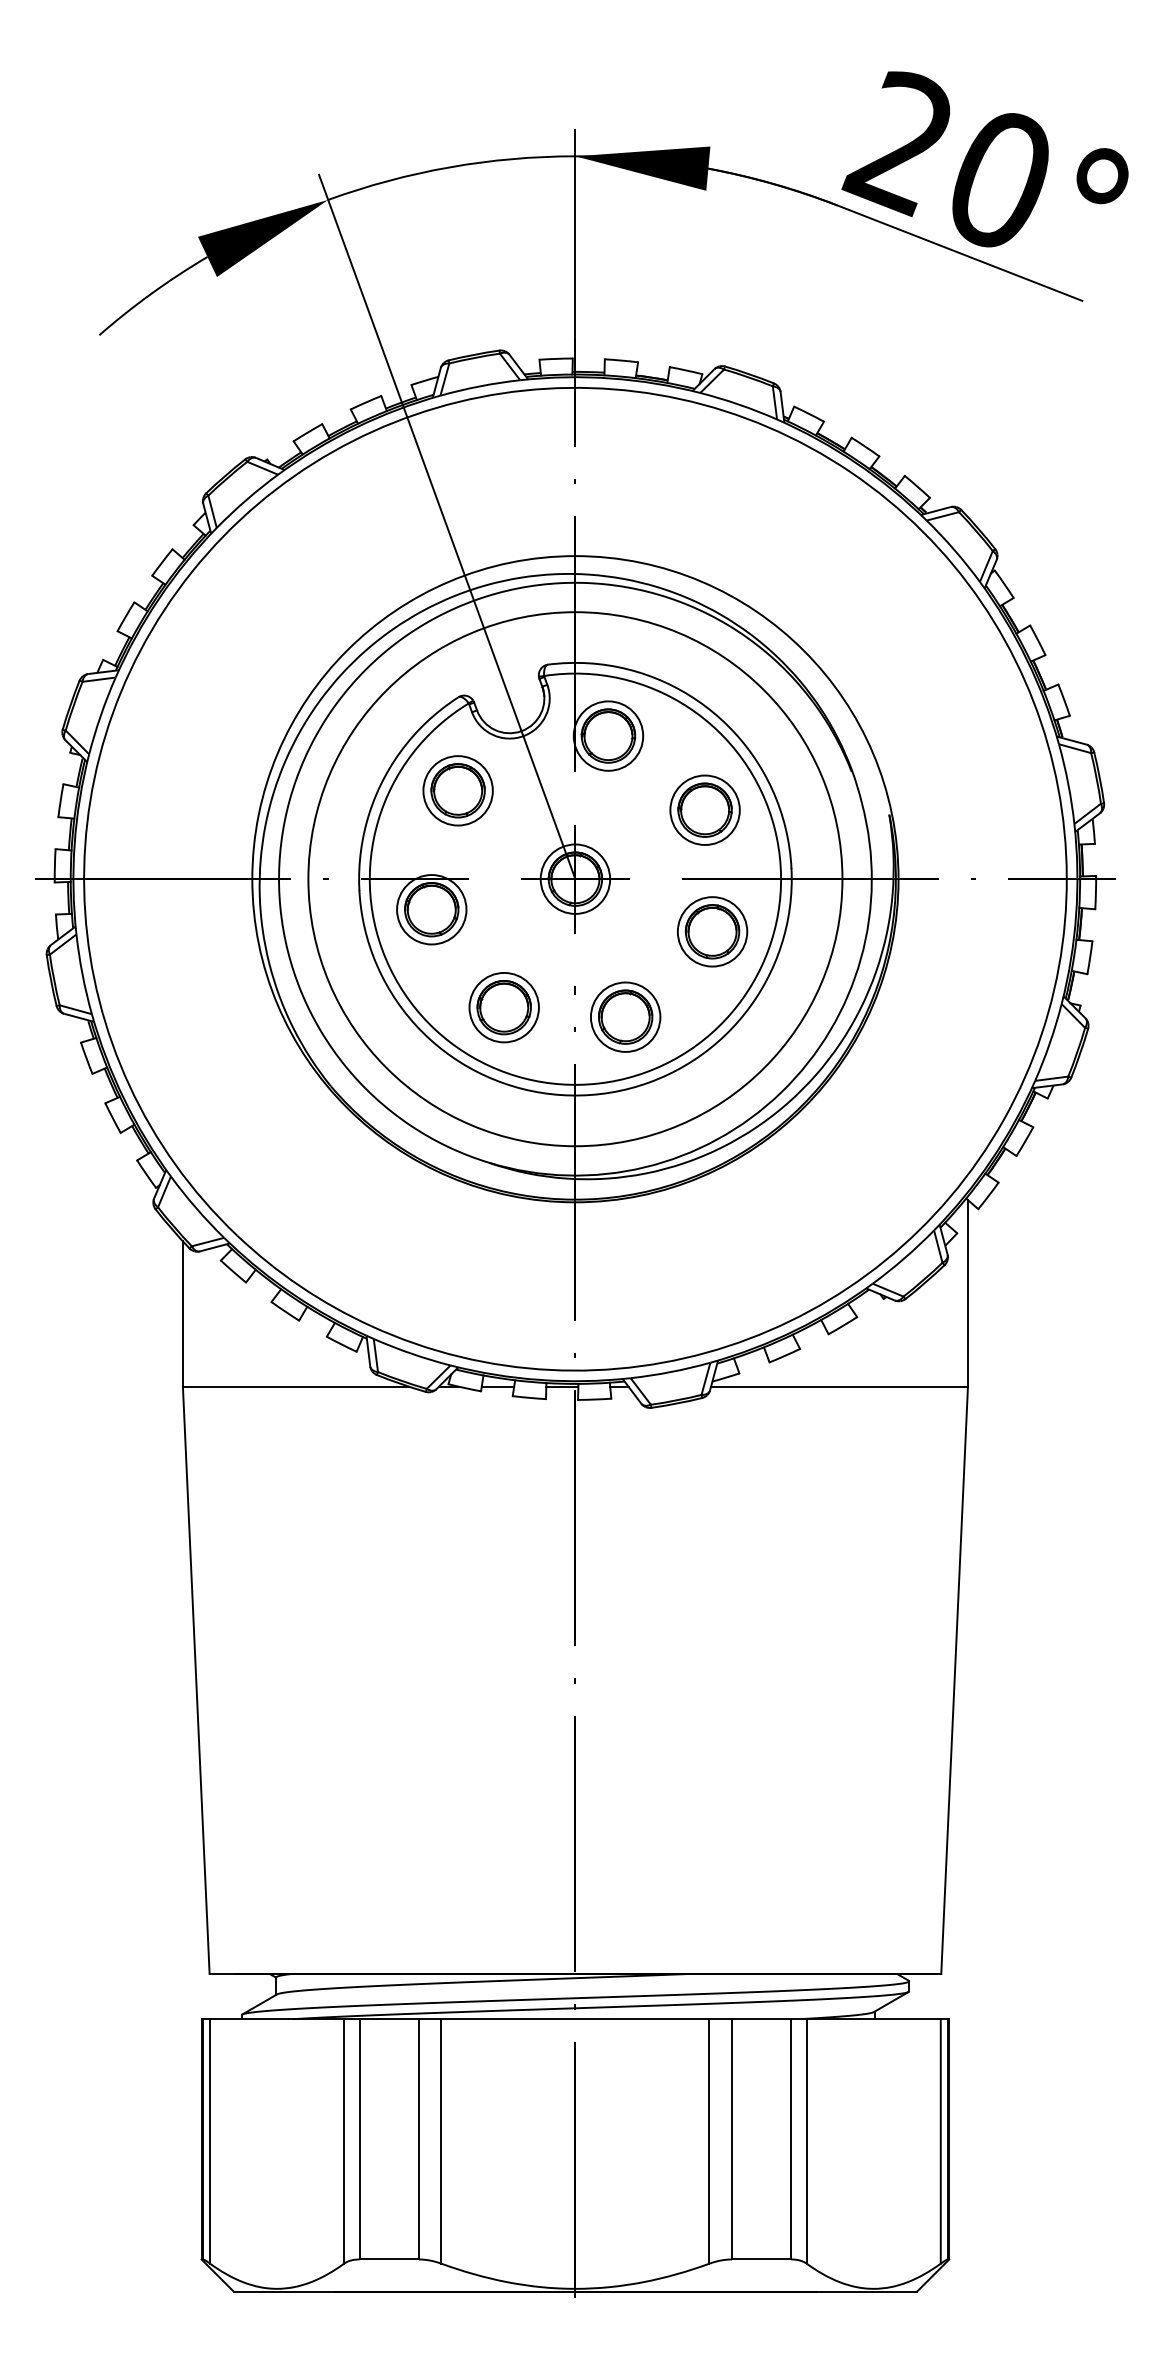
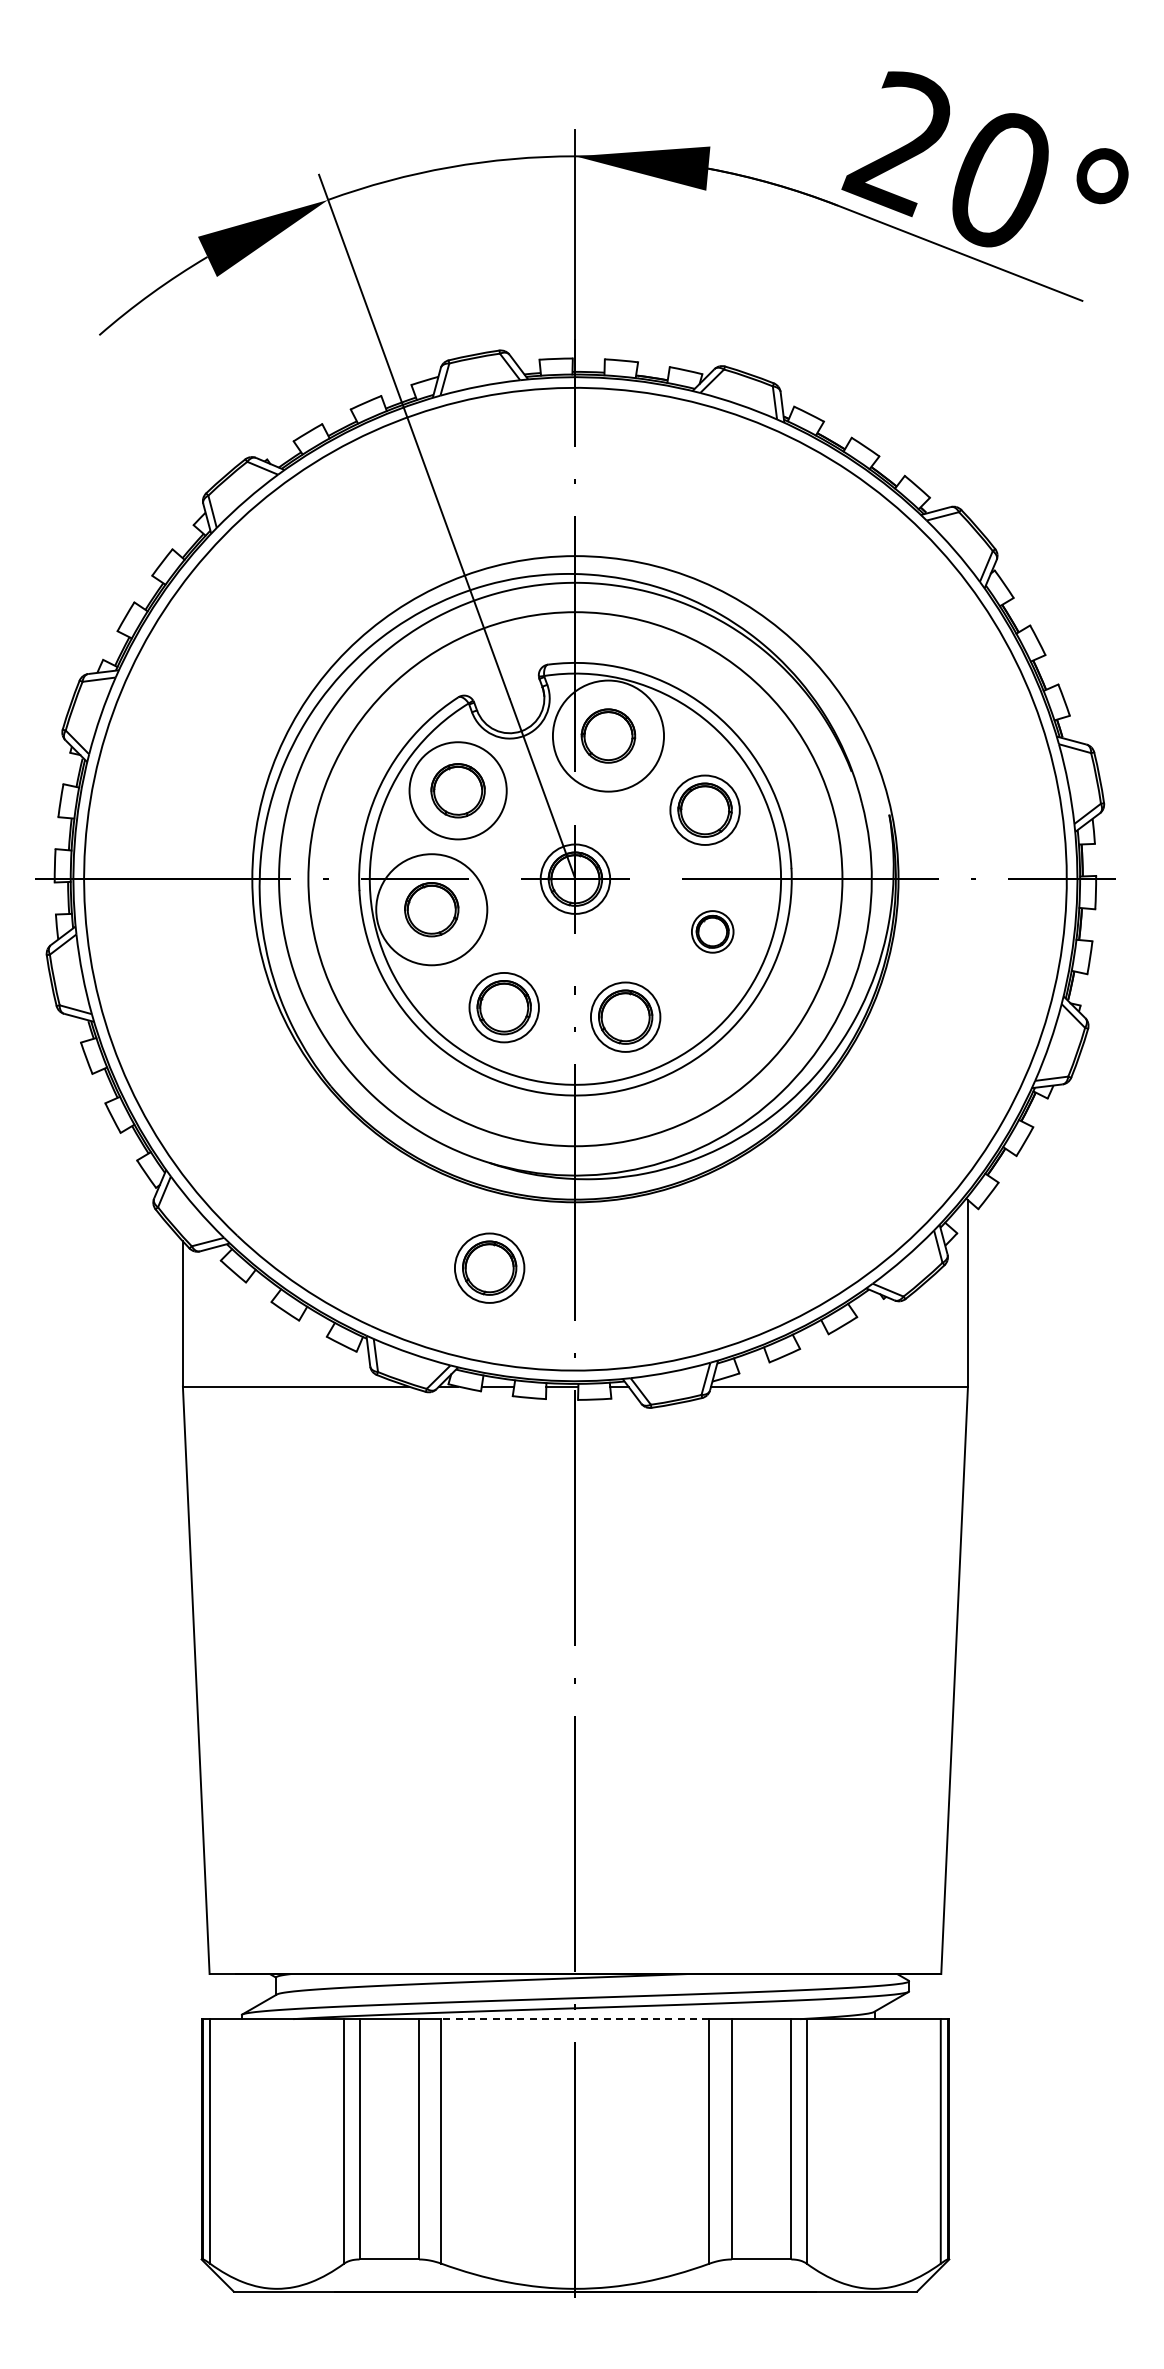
circle diameter: 69 px -> 111 px (608, 735)
circle diameter: 69 px -> 97 px (457, 790)
circle diameter: 69 px -> 111 px (431, 909)
part size: 72x72 px -> 44x44 px (712, 931)
part: none -> present (489, 1267)
line: solid -> dashed (574, 2019)
